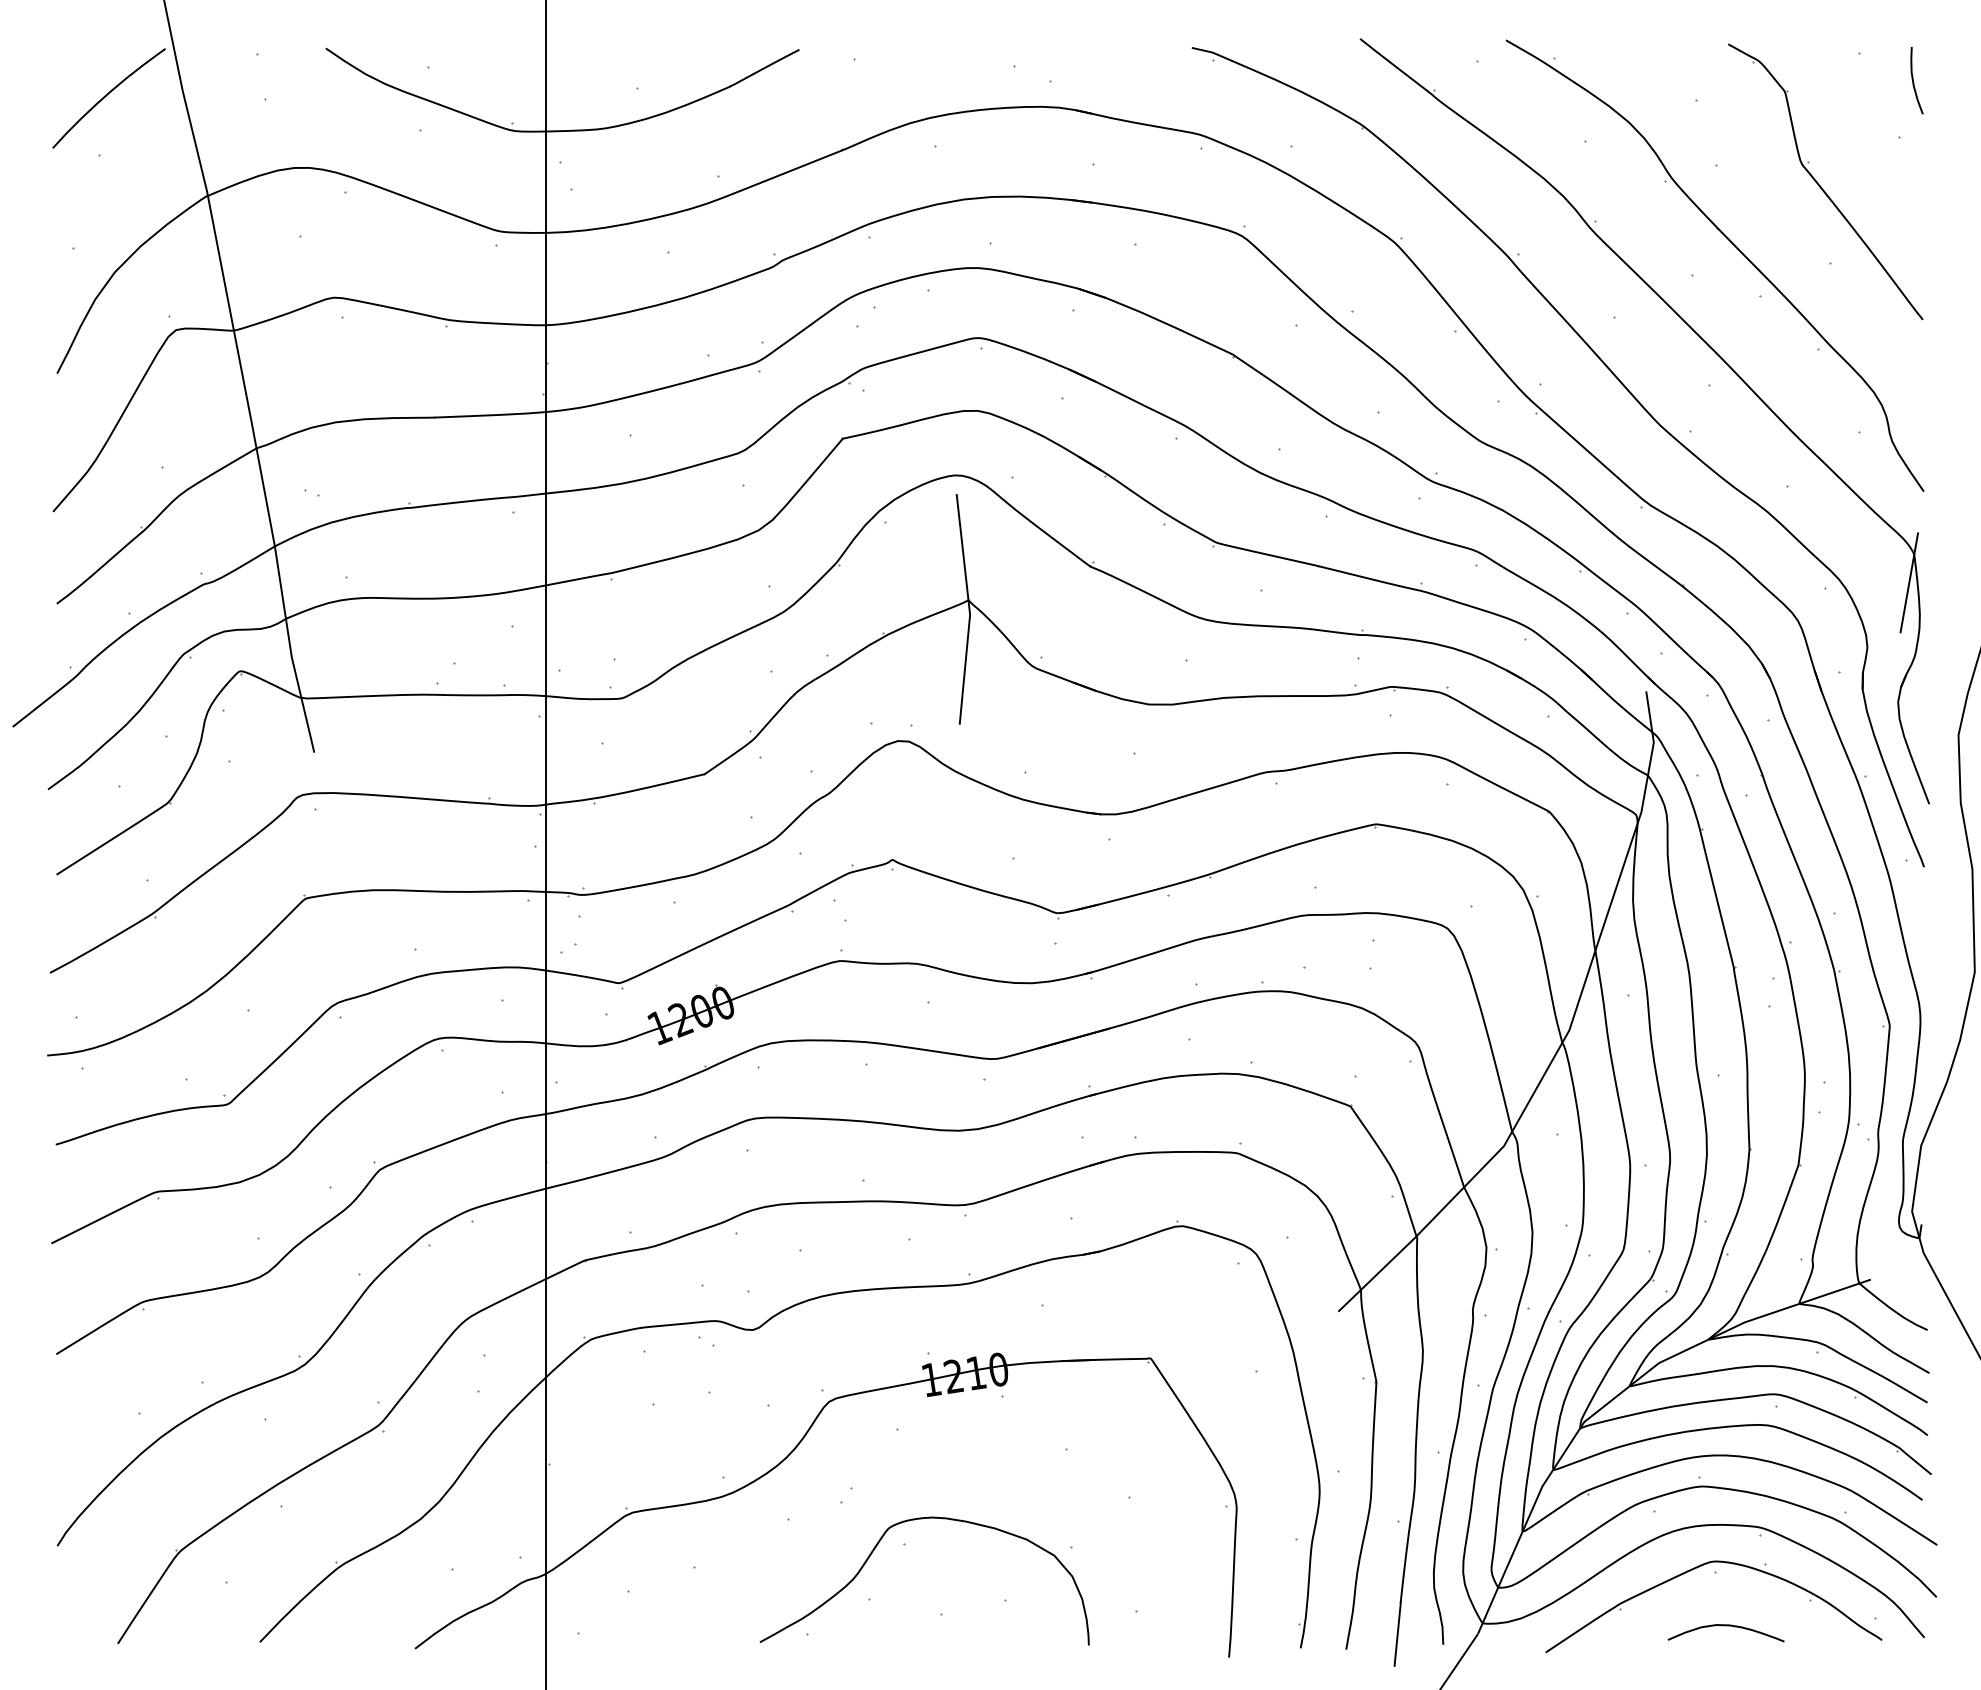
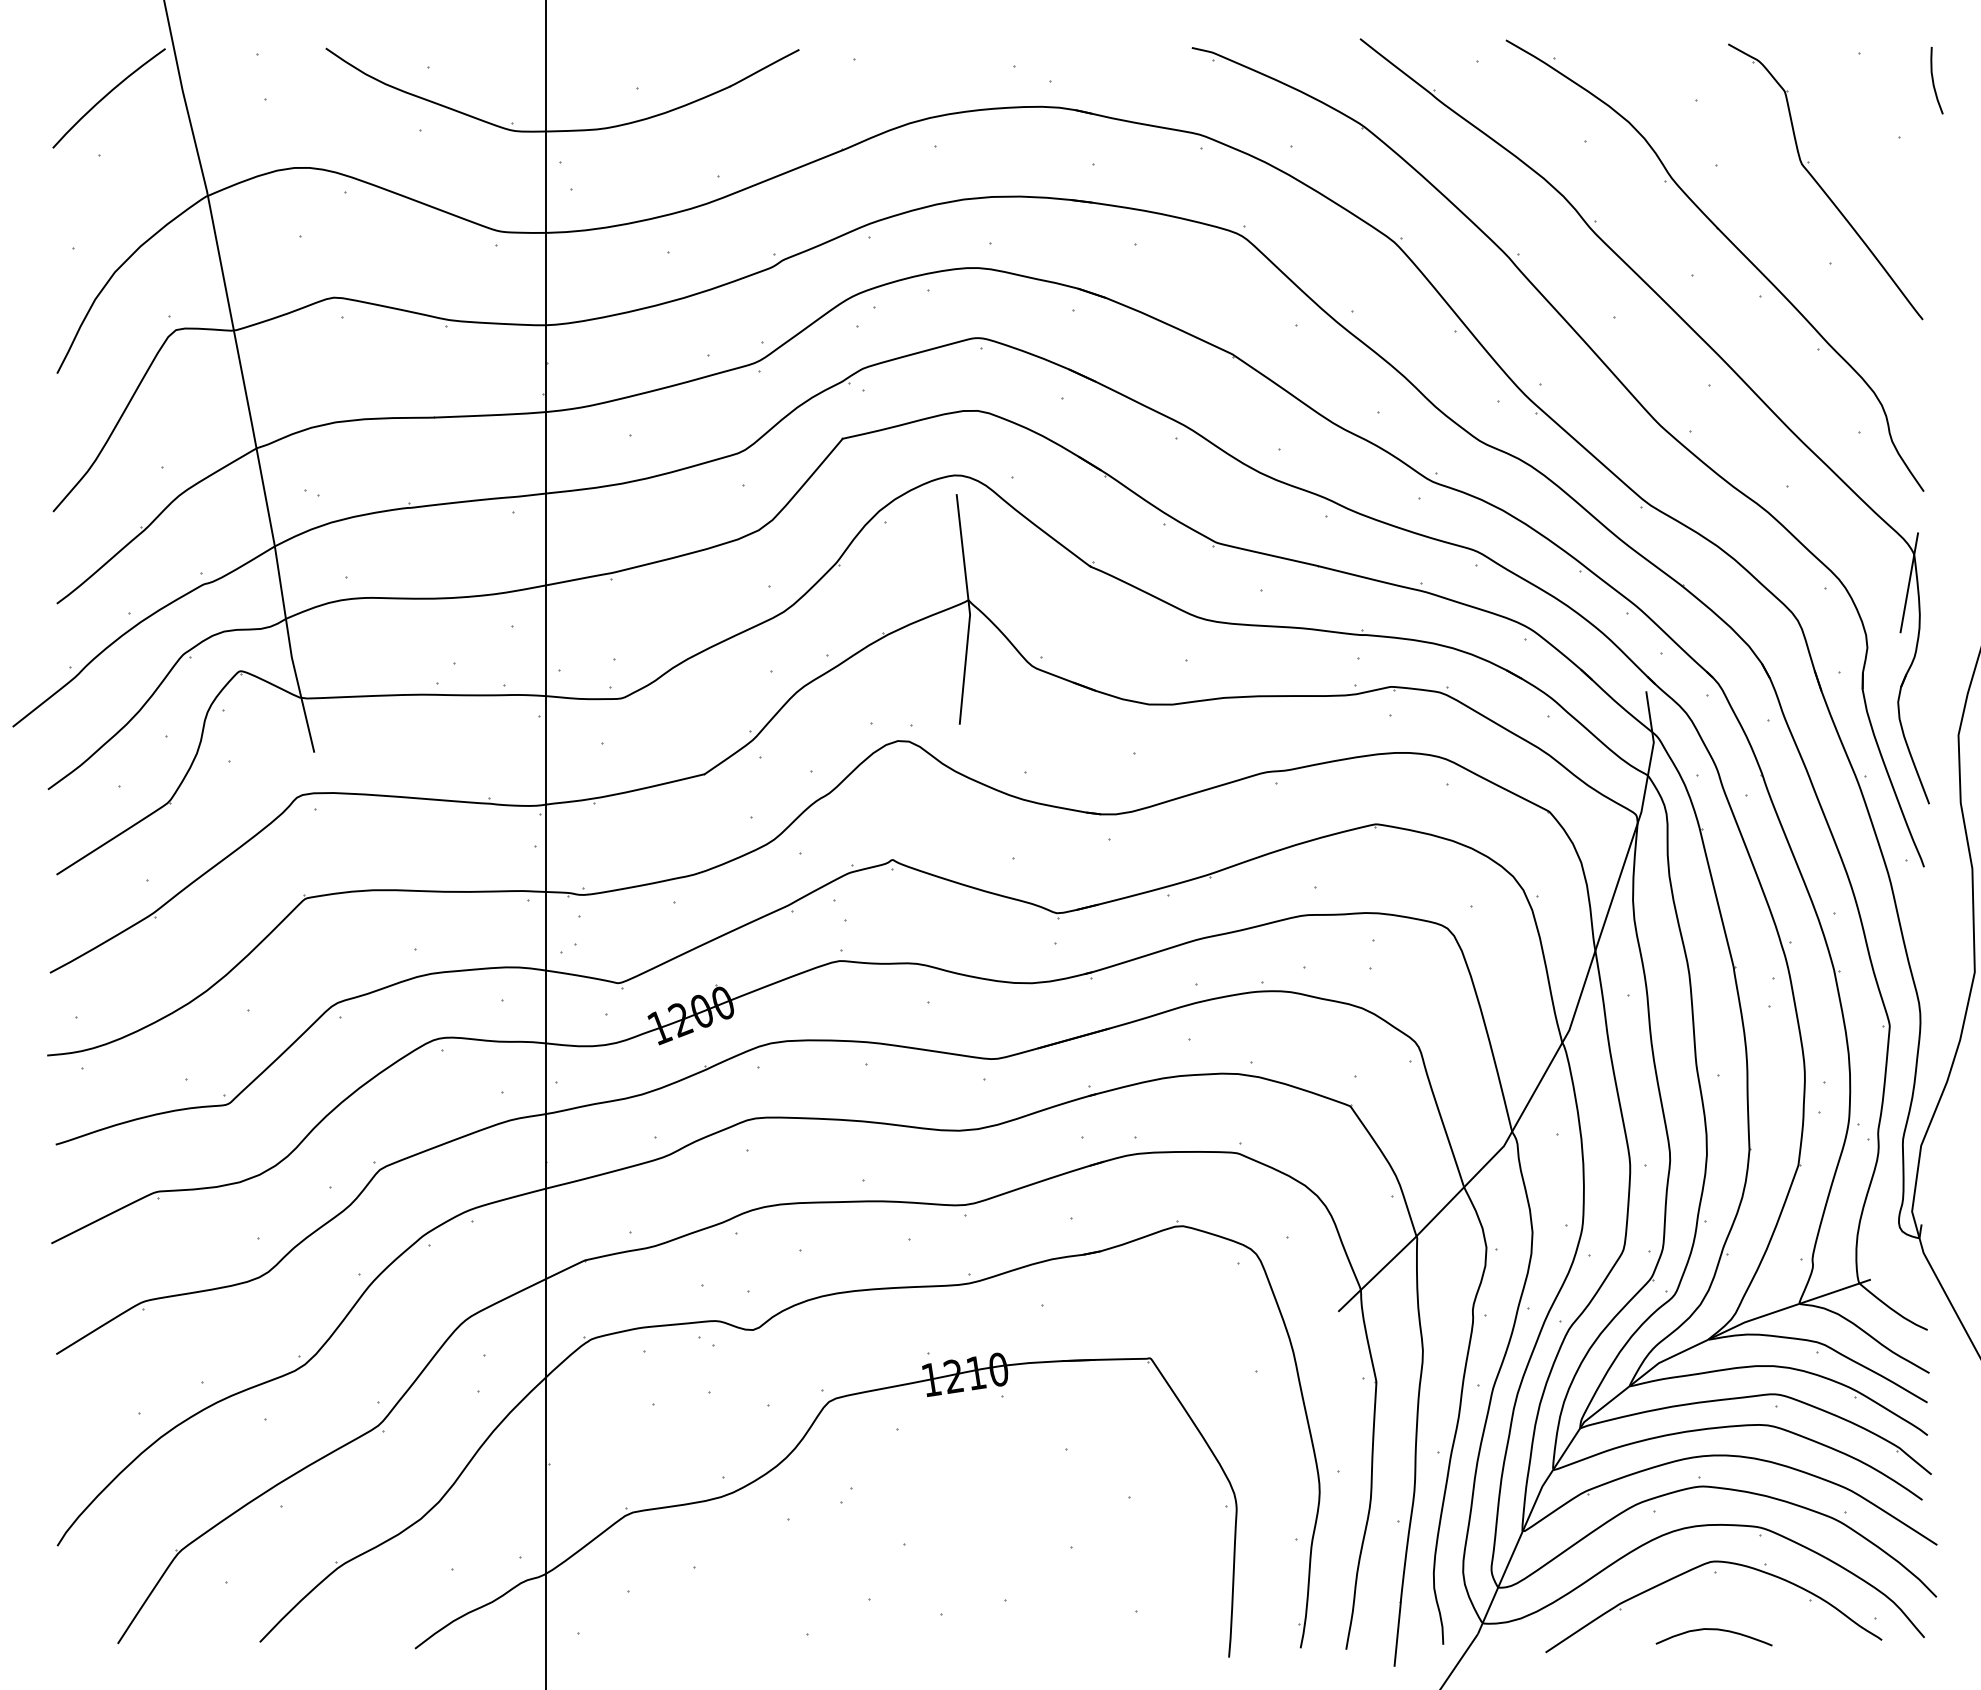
curve position: (1914, 82) -> (1934, 82) (1934, 82)
curve: present -> none (876, 1547)
curve position: (1725, 1626) -> (1713, 1630) (1713, 1630)
